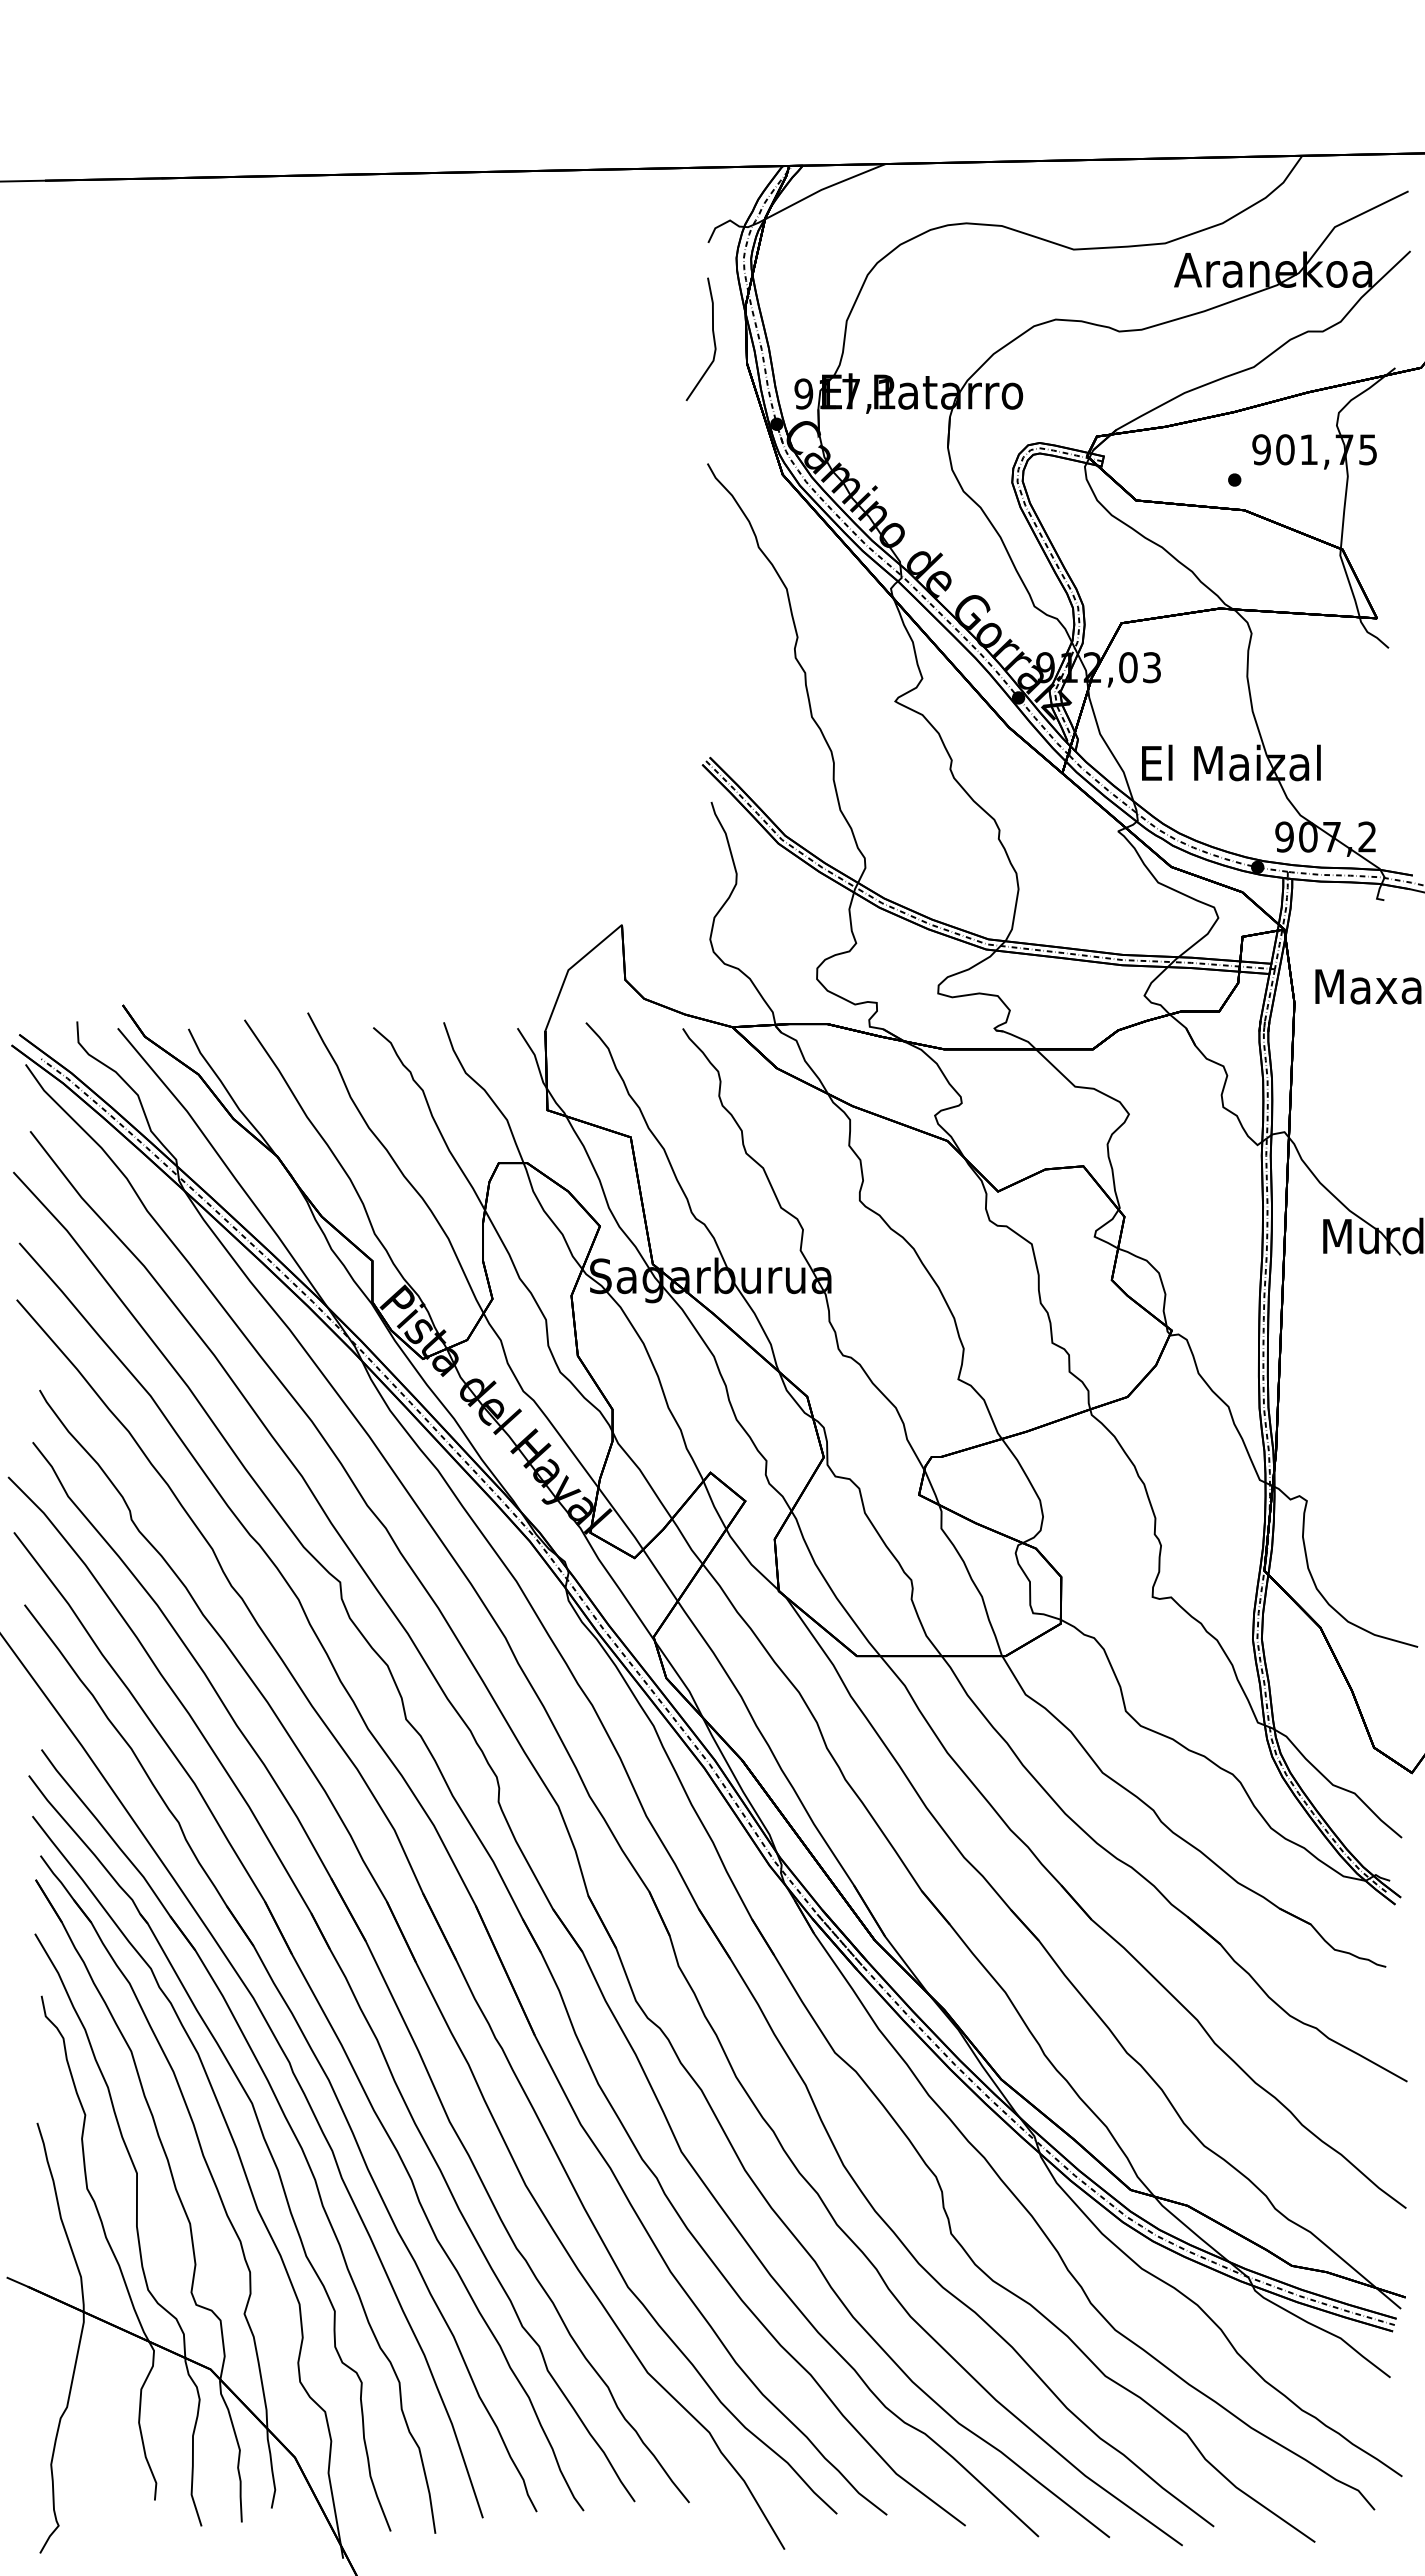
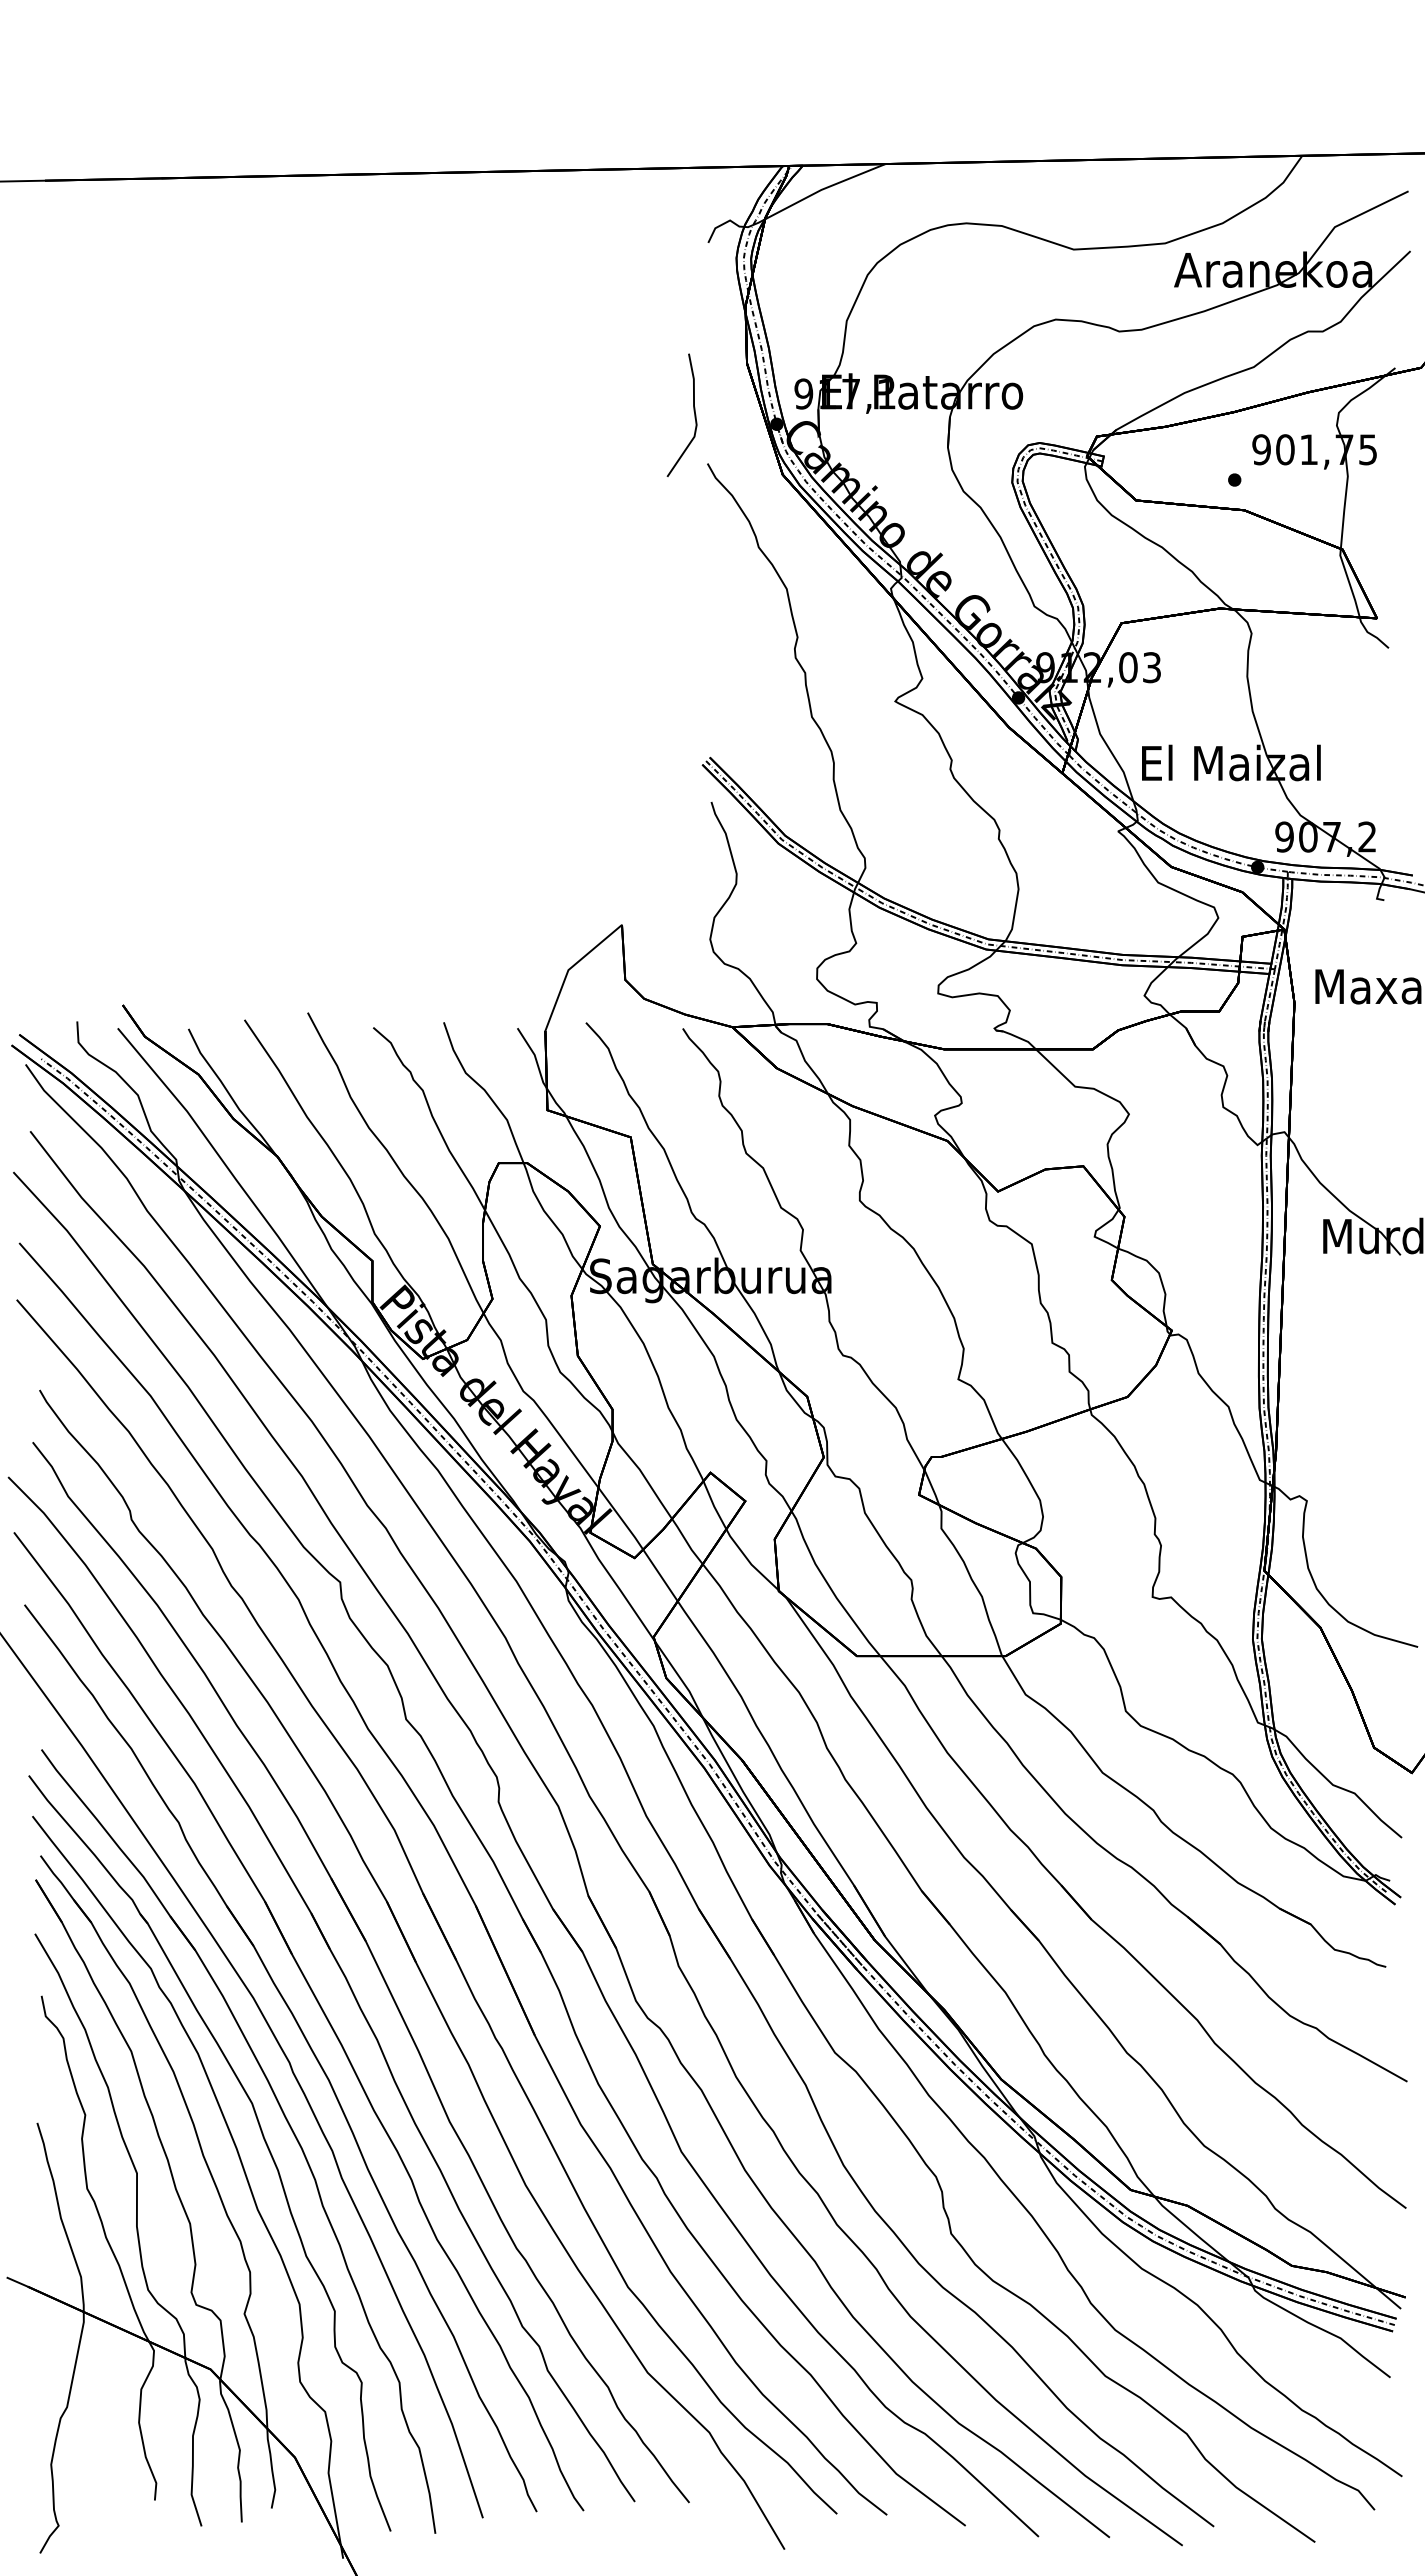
curve position: (712, 335) -> (693, 411) (693, 411)
